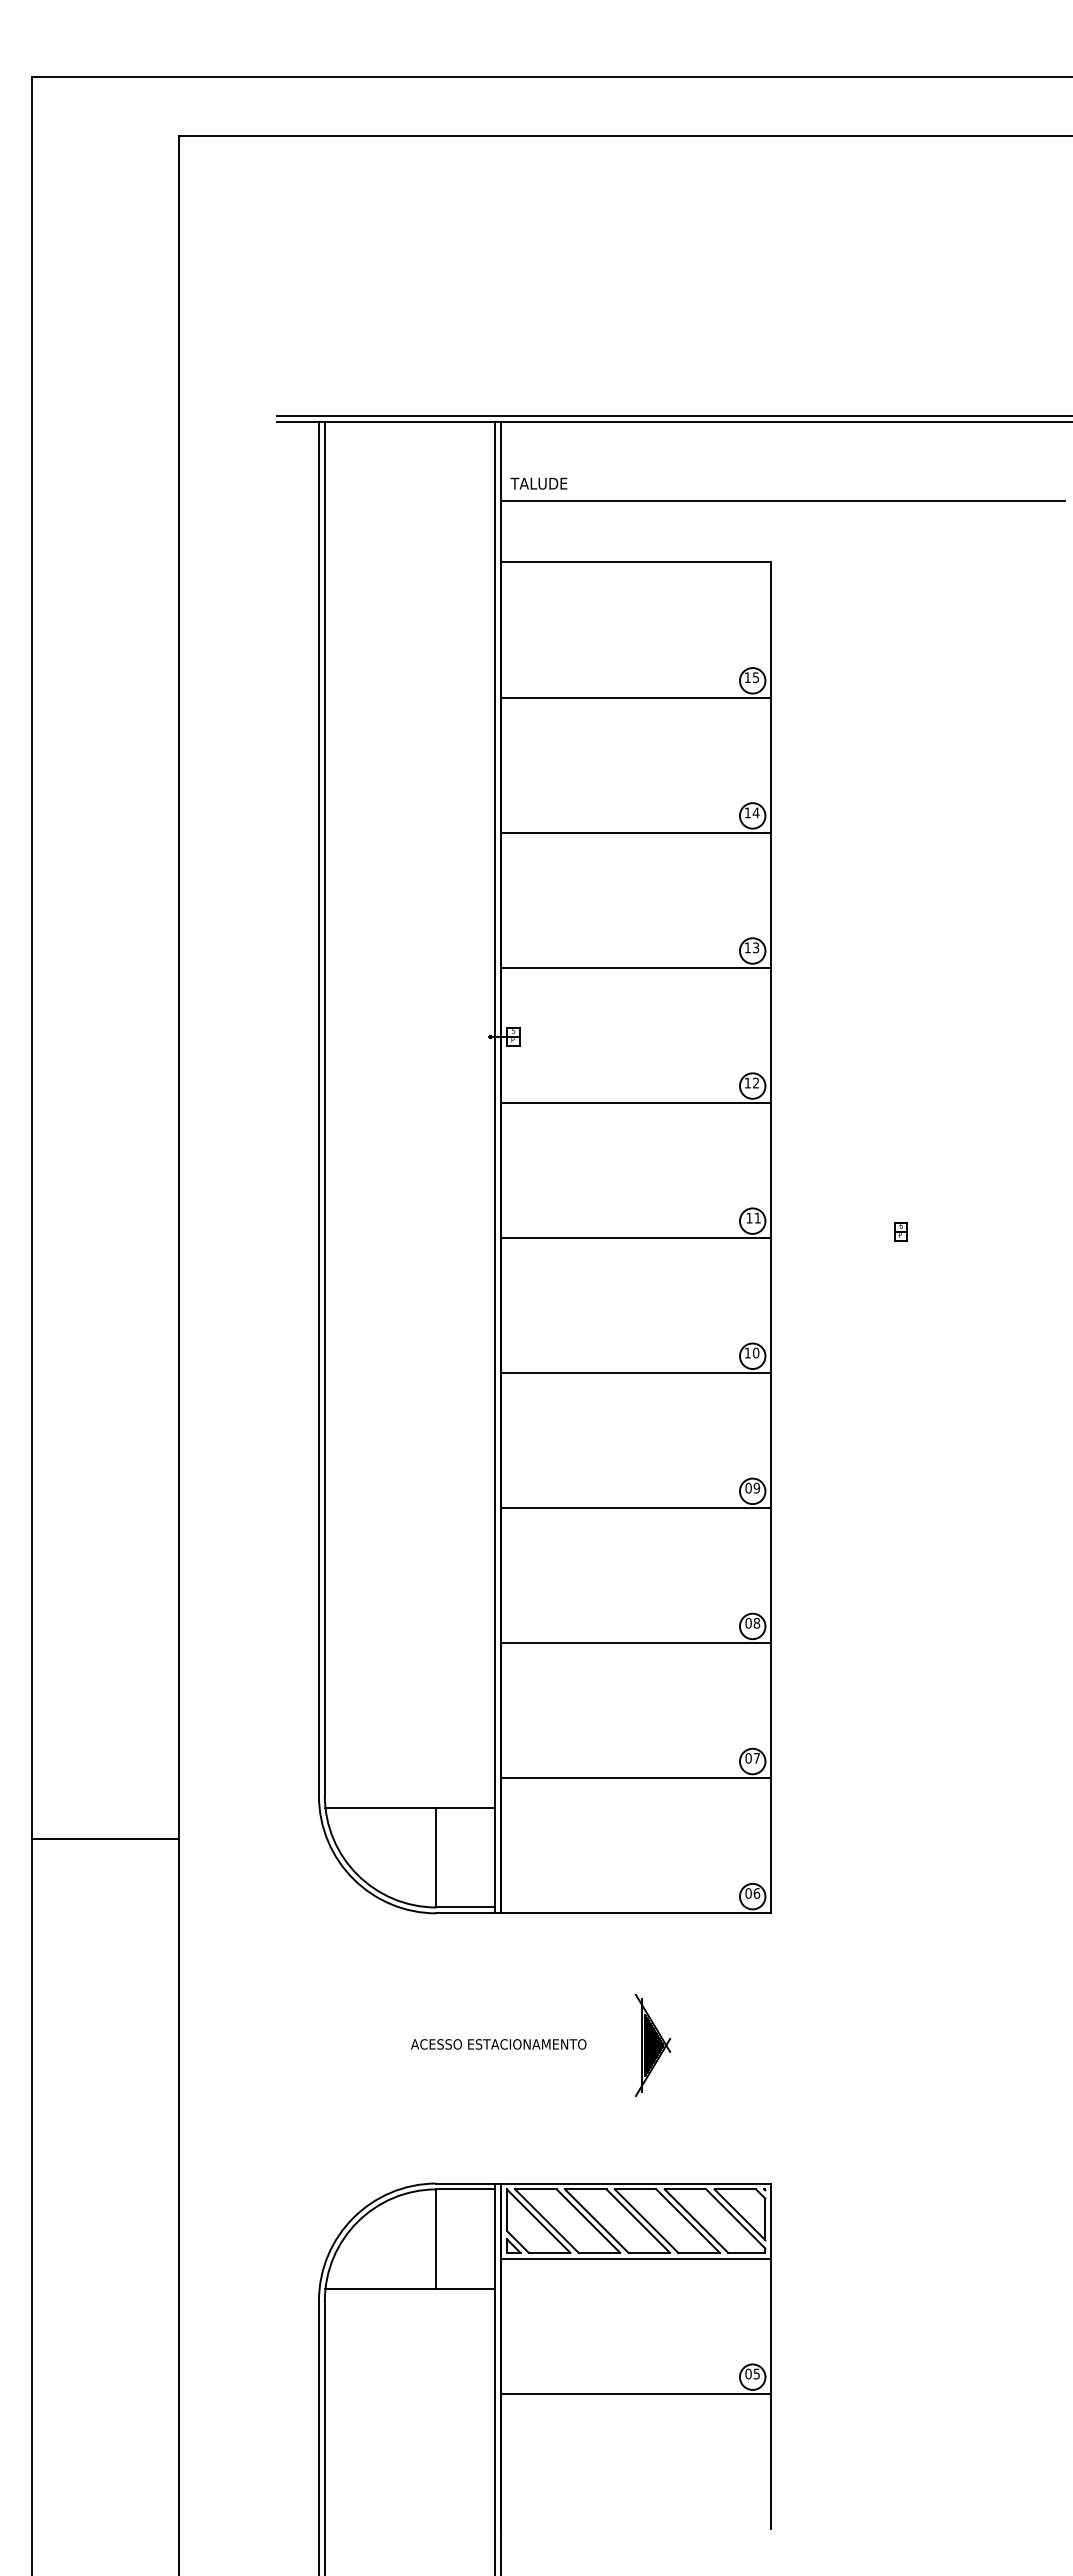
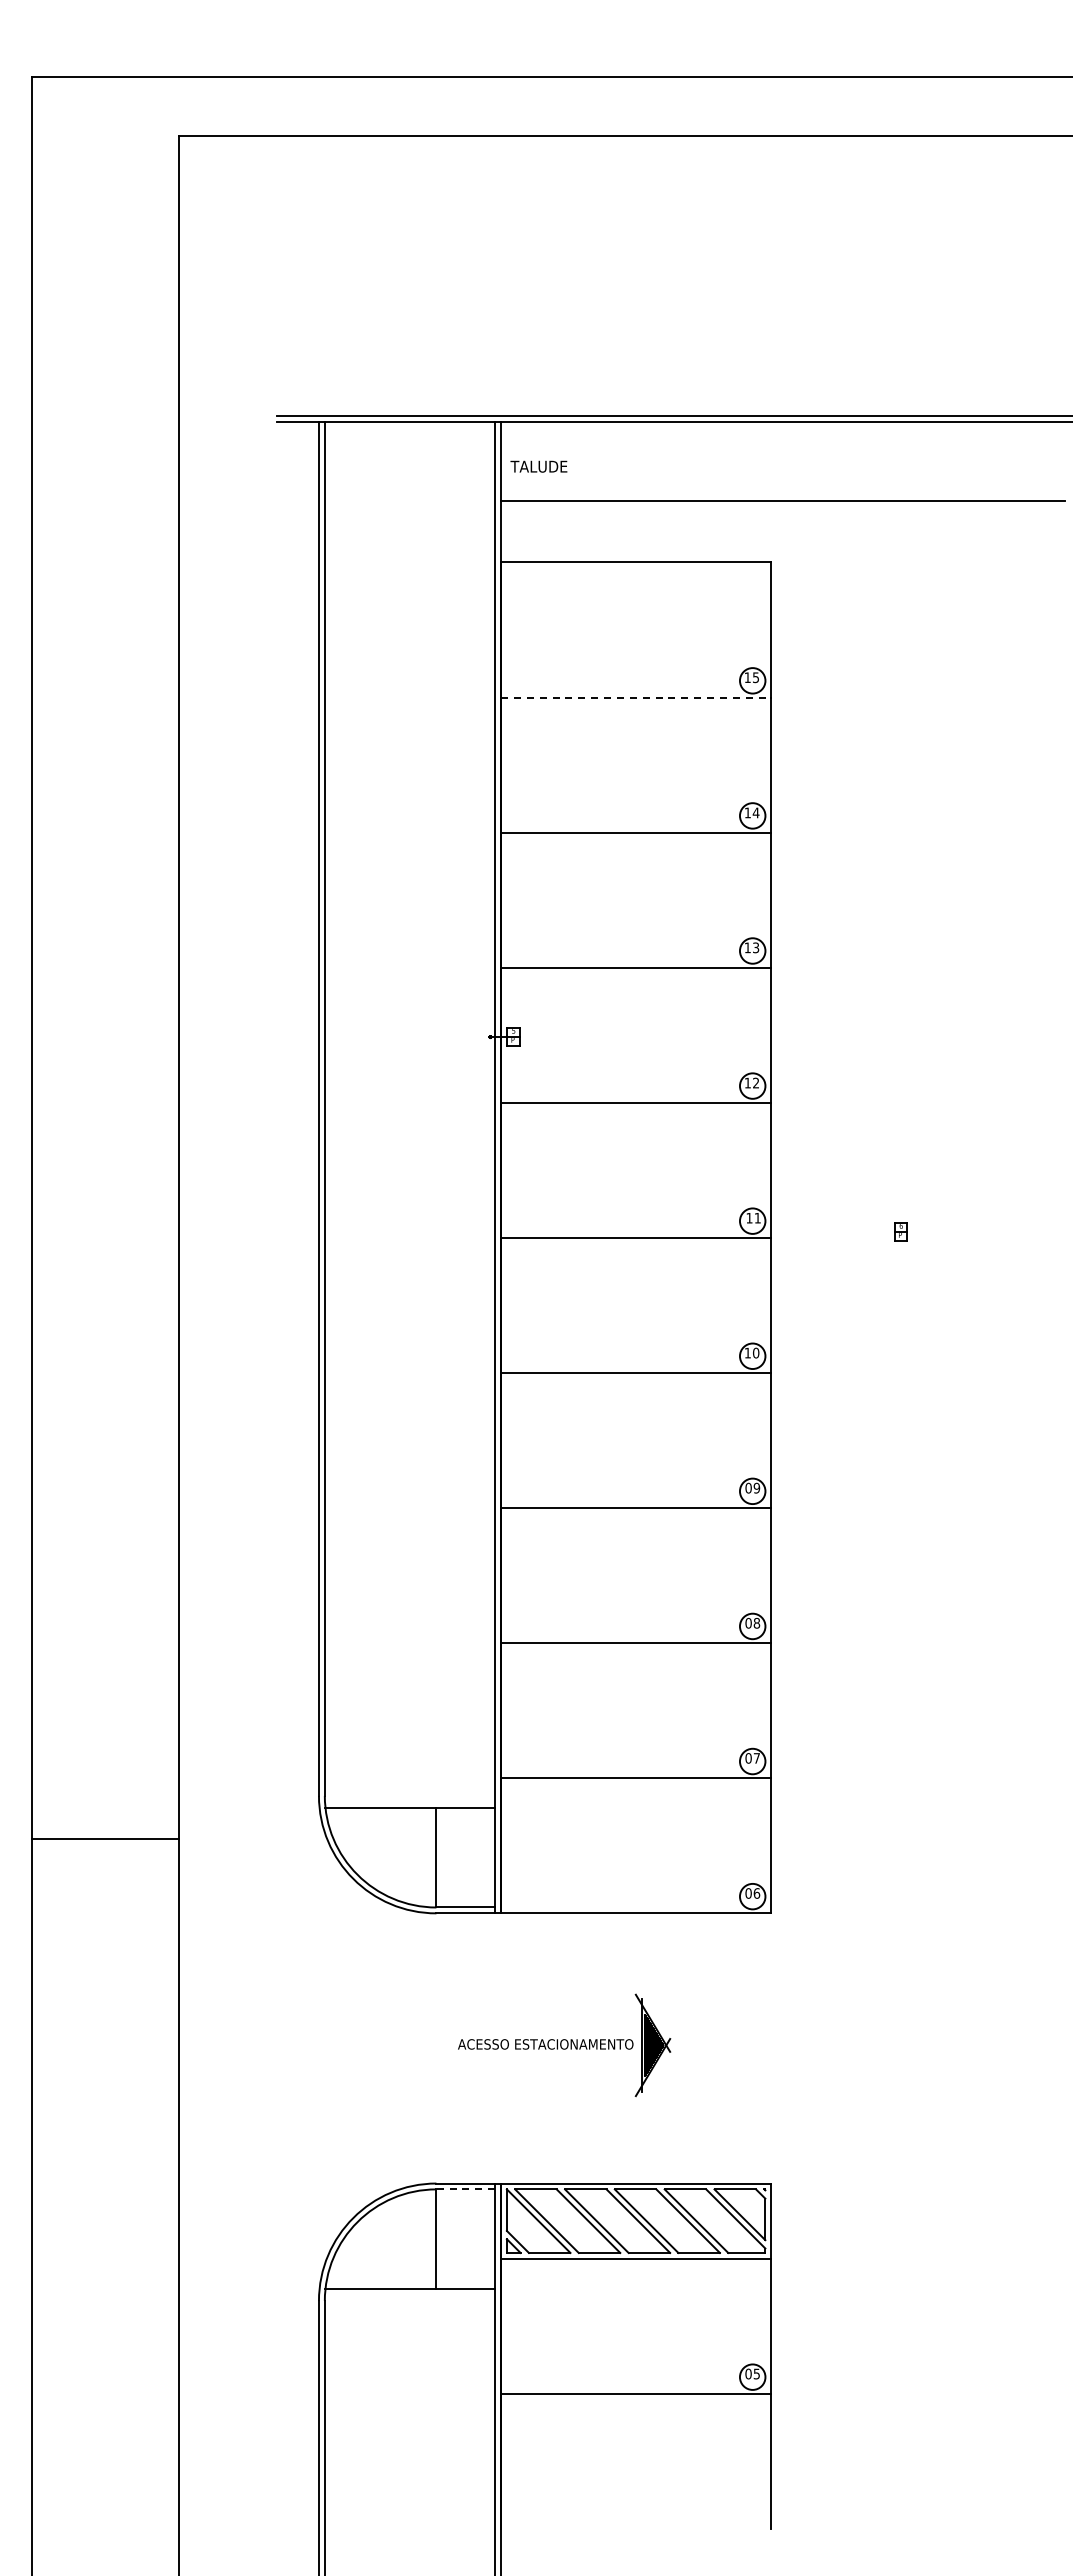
text position: (538, 483) -> (538, 466) (538, 466)
line: solid -> dashed (636, 697)
text position: (498, 2044) -> (545, 2044) (545, 2044)
line: solid -> dashed (465, 2189)
